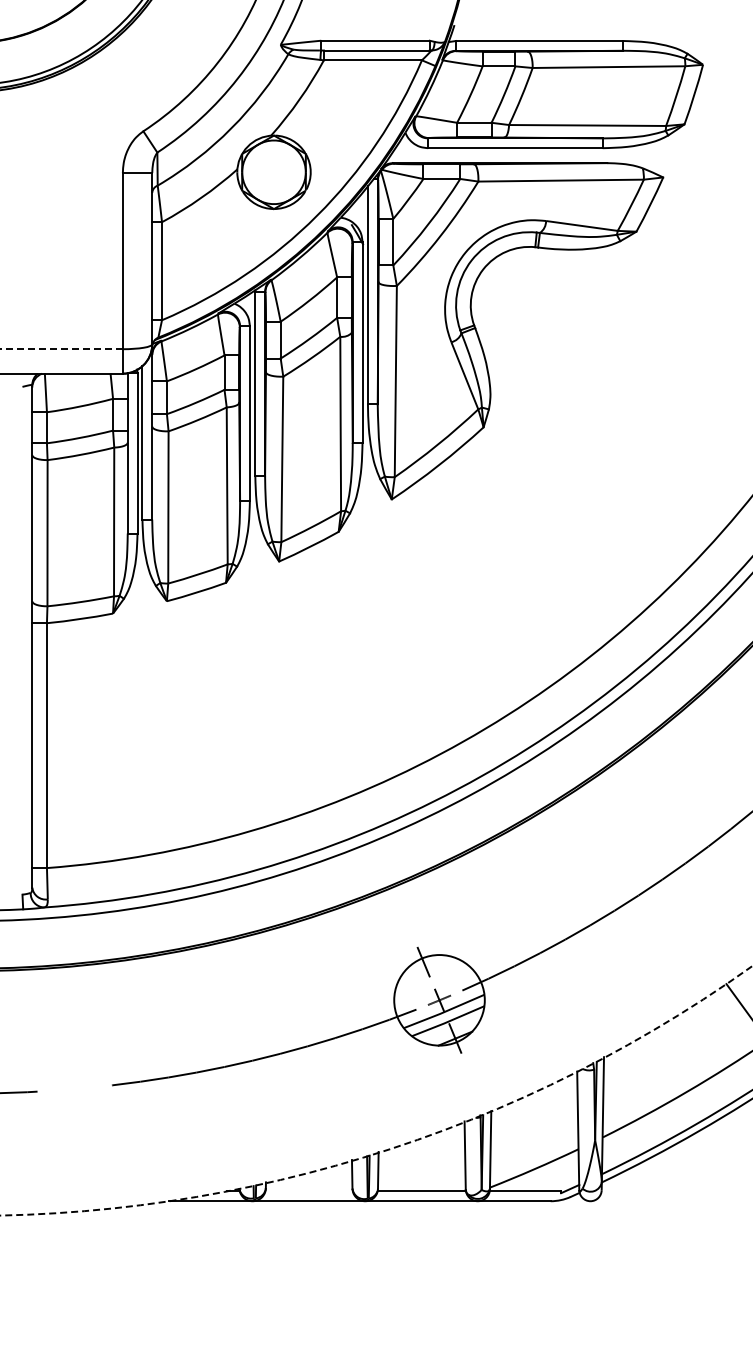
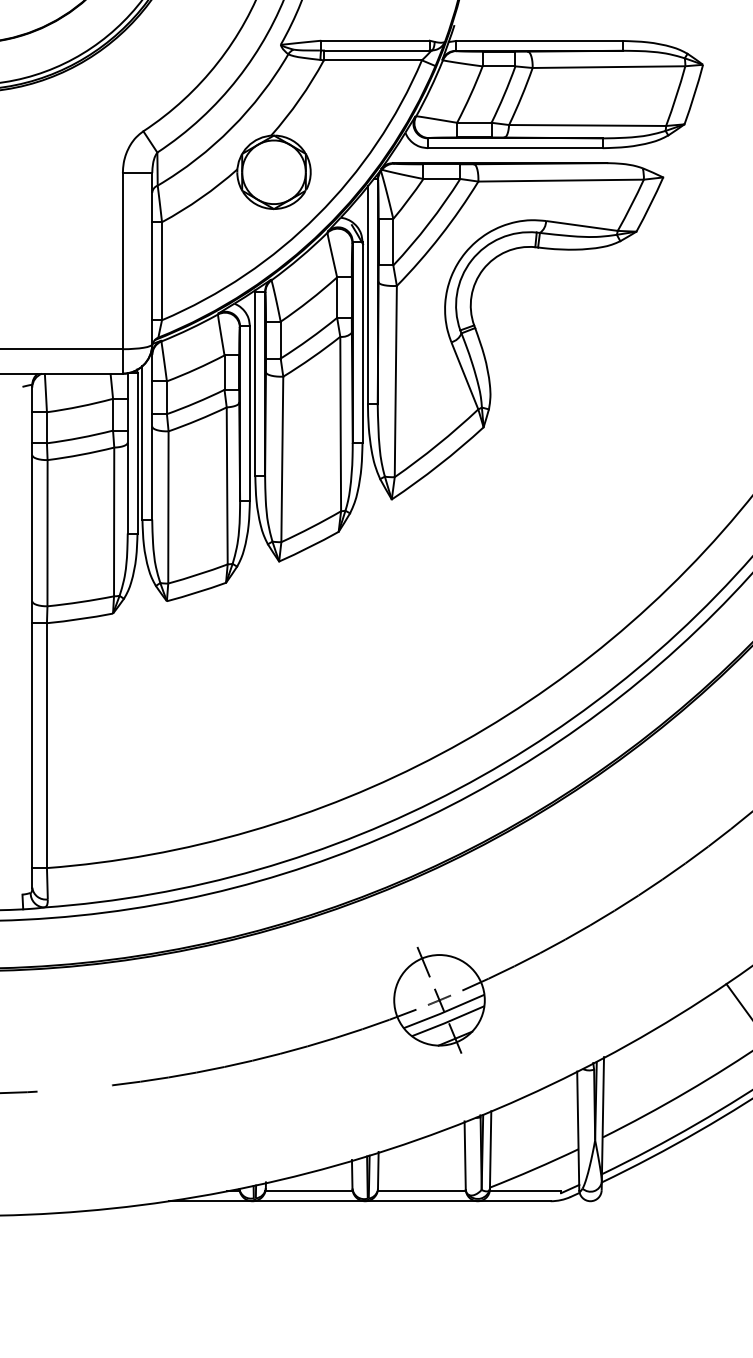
line: dashed -> solid (61, 349)
arc: dashed -> solid (395, 1147)
line: none -> present (309, 1191)
